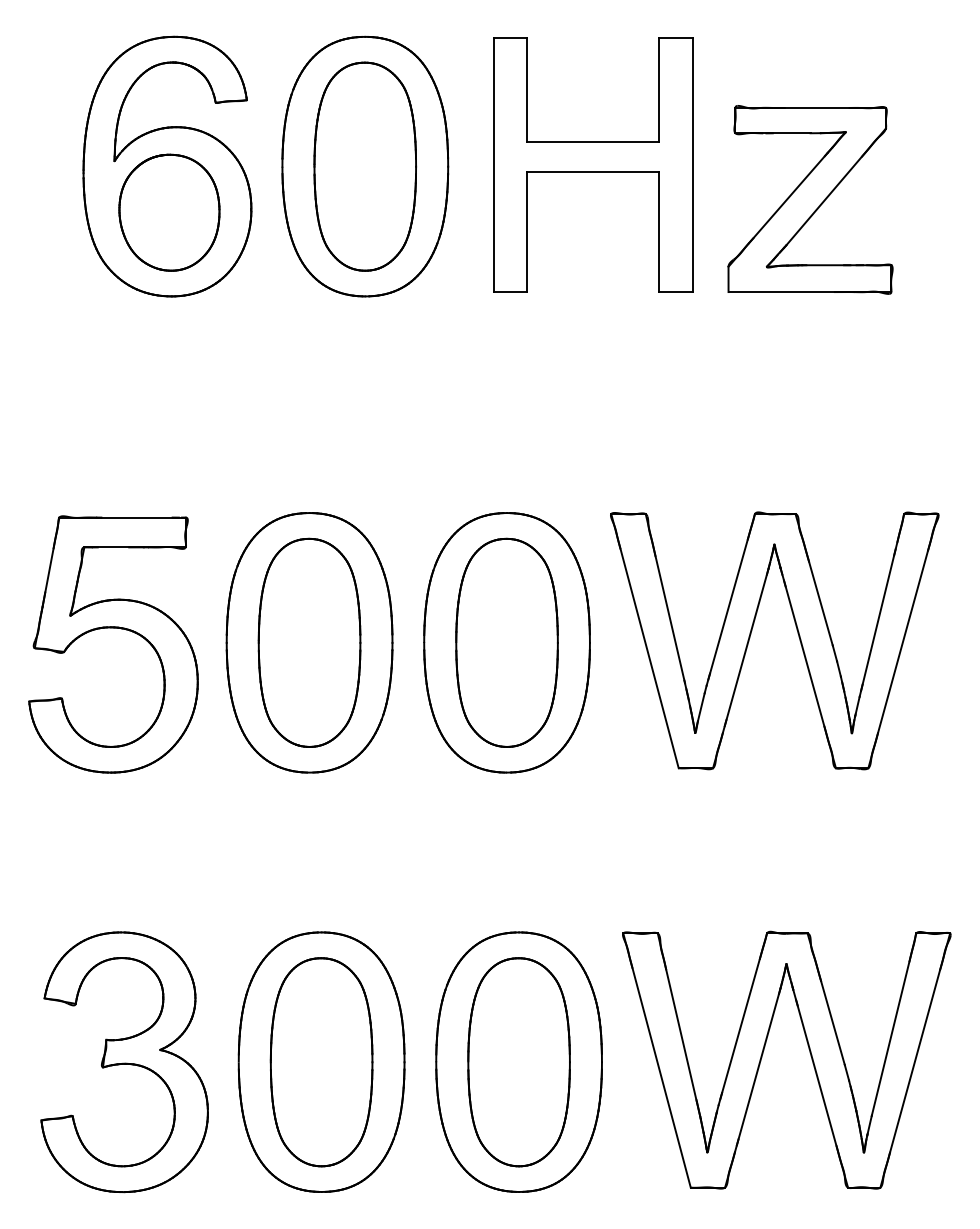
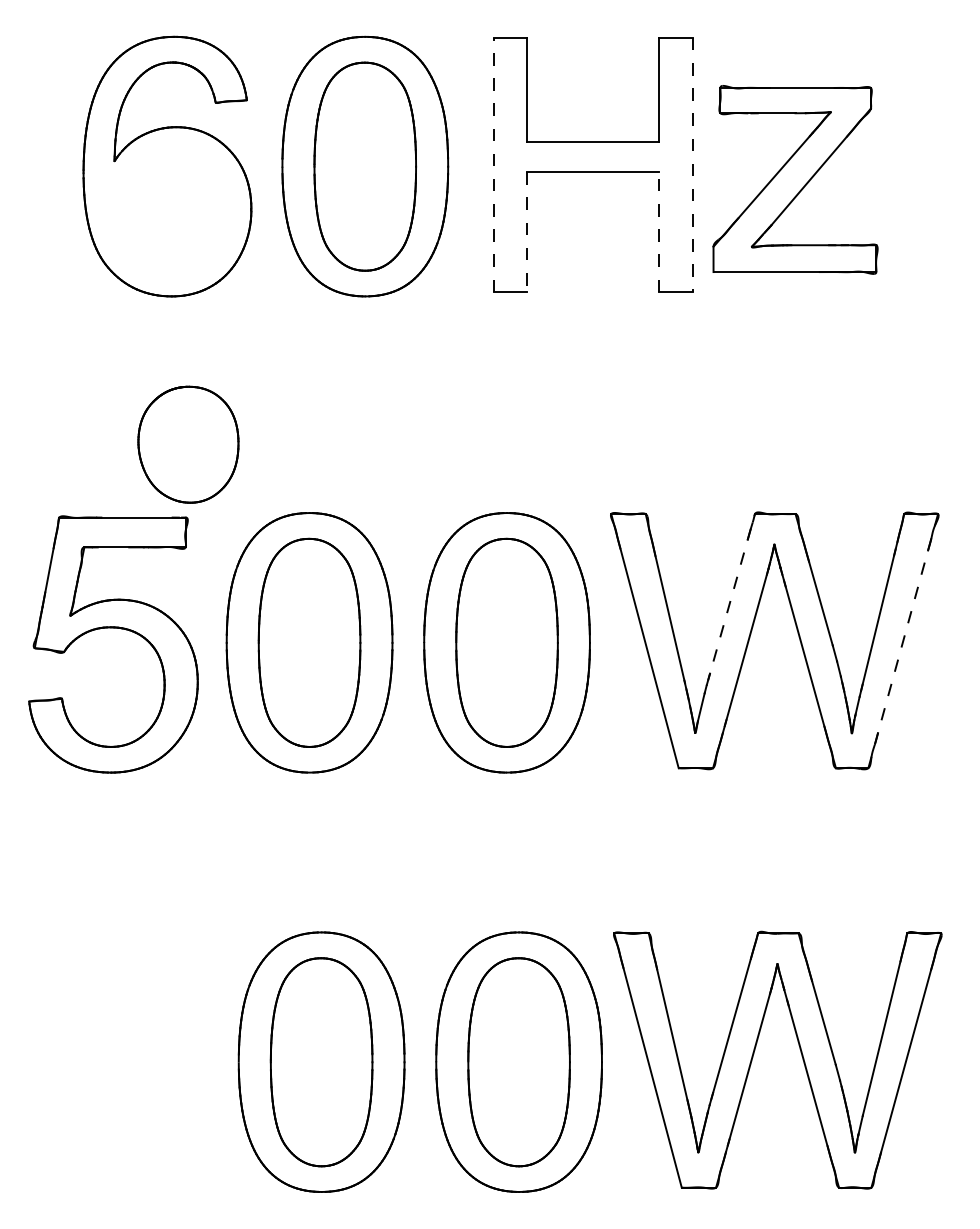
line: solid -> dashed (493, 164)
line: solid -> dashed (692, 165)
part position: (810, 199) -> (795, 179) (795, 179)
part position: (169, 212) -> (188, 444) (188, 444)
line: solid -> dashed (527, 232)
line: solid -> dashed (659, 232)
line: solid -> dashed (730, 599)
line: solid -> dashed (903, 641)
part position: (763, 1054) -> (754, 1054) (754, 1054)
part: present -> none (124, 1062)
